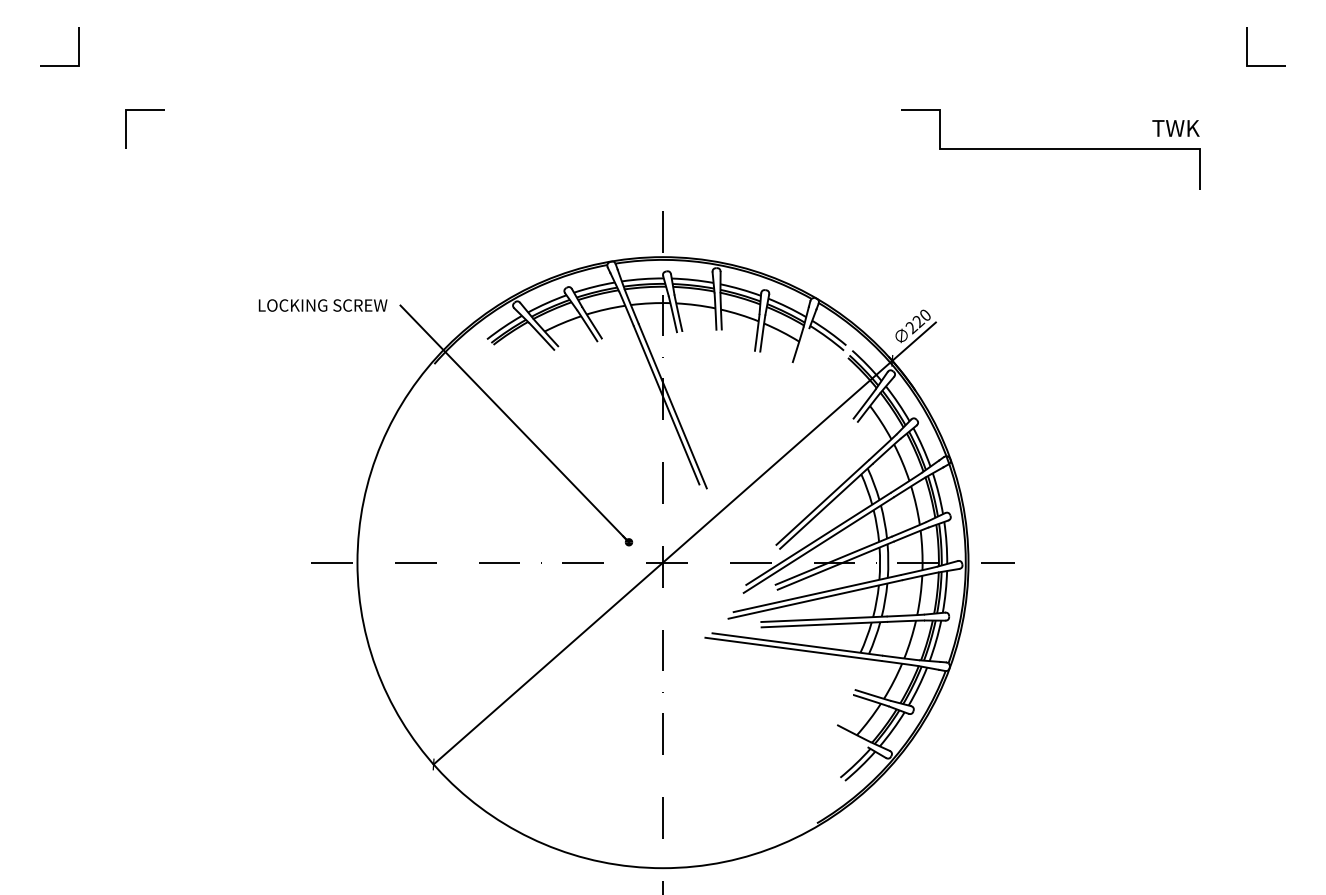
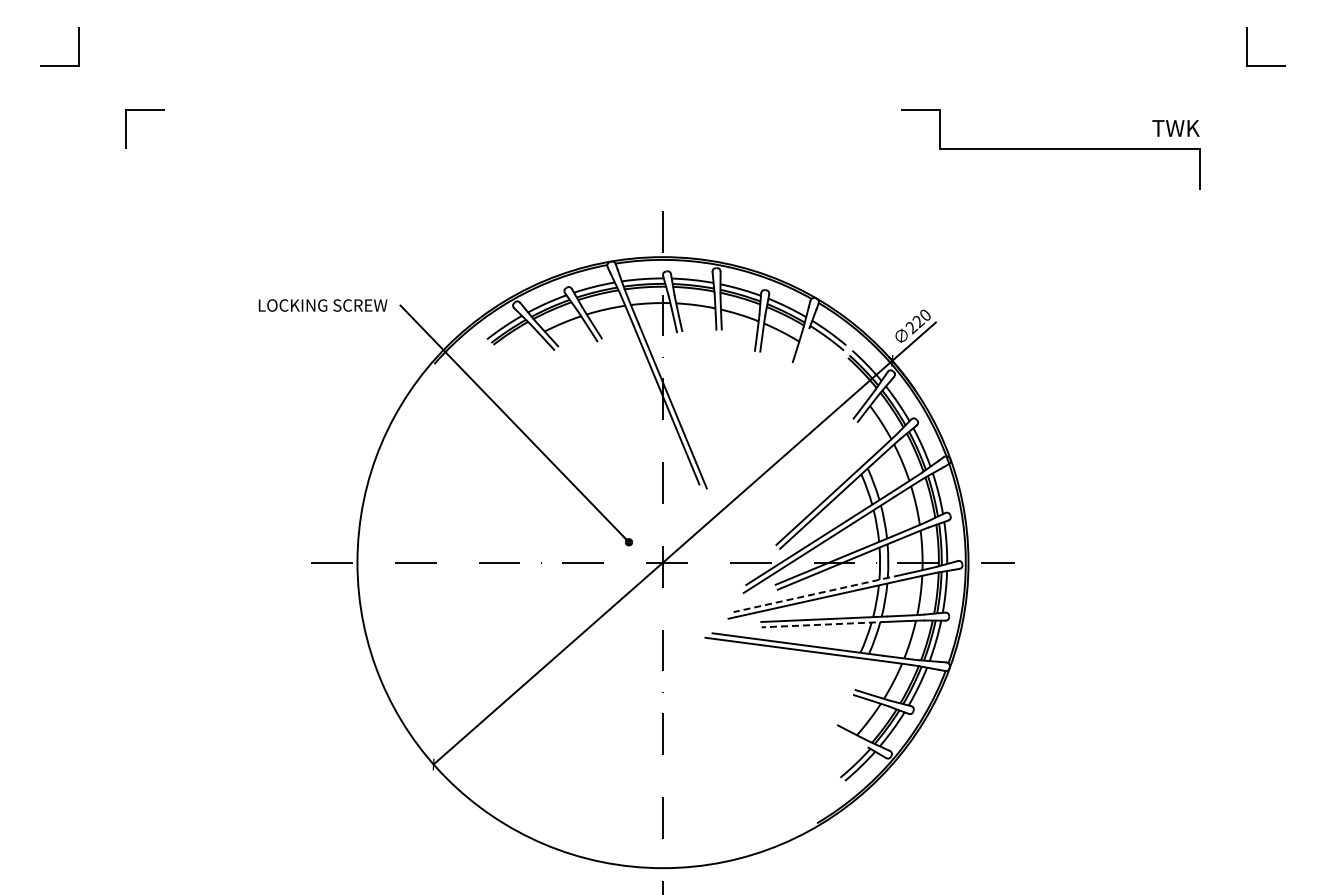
line: solid -> dashed (817, 593)
line: solid -> dashed (824, 624)
